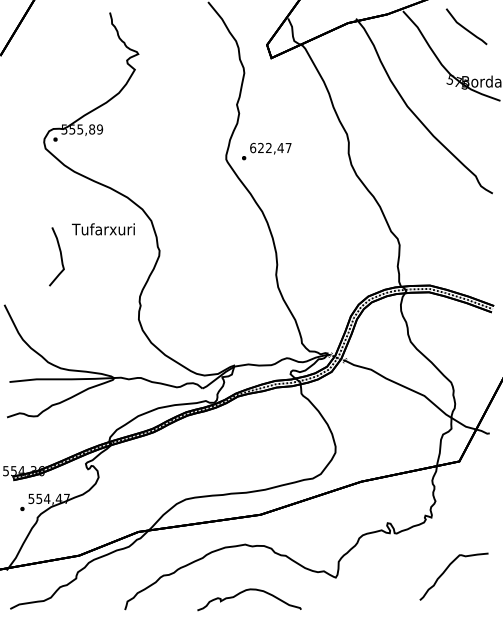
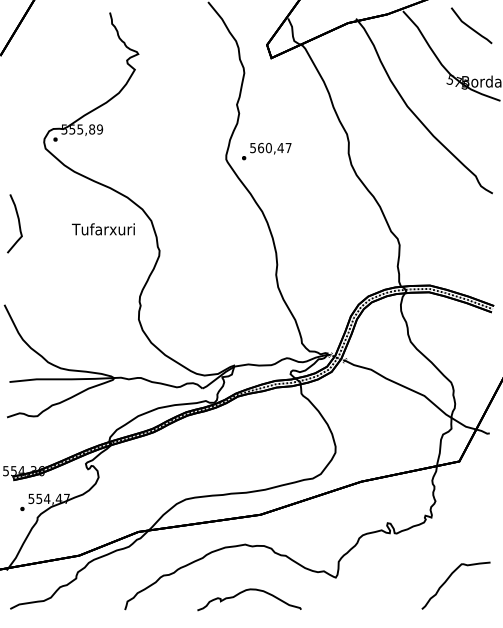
curve position: (465, 27) -> (470, 26) (470, 26)
text: 622,47 -> 560,47 (260, 147)
curve position: (60, 256) -> (18, 223) (18, 223)
curve position: (447, 569) -> (449, 578) (449, 578)
